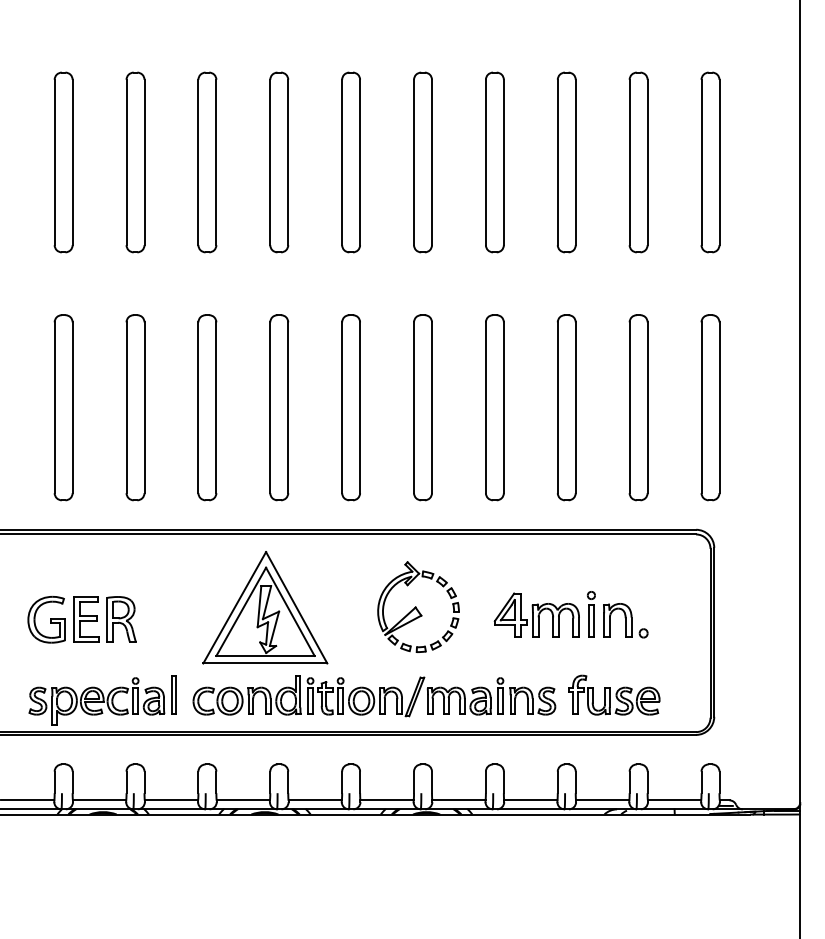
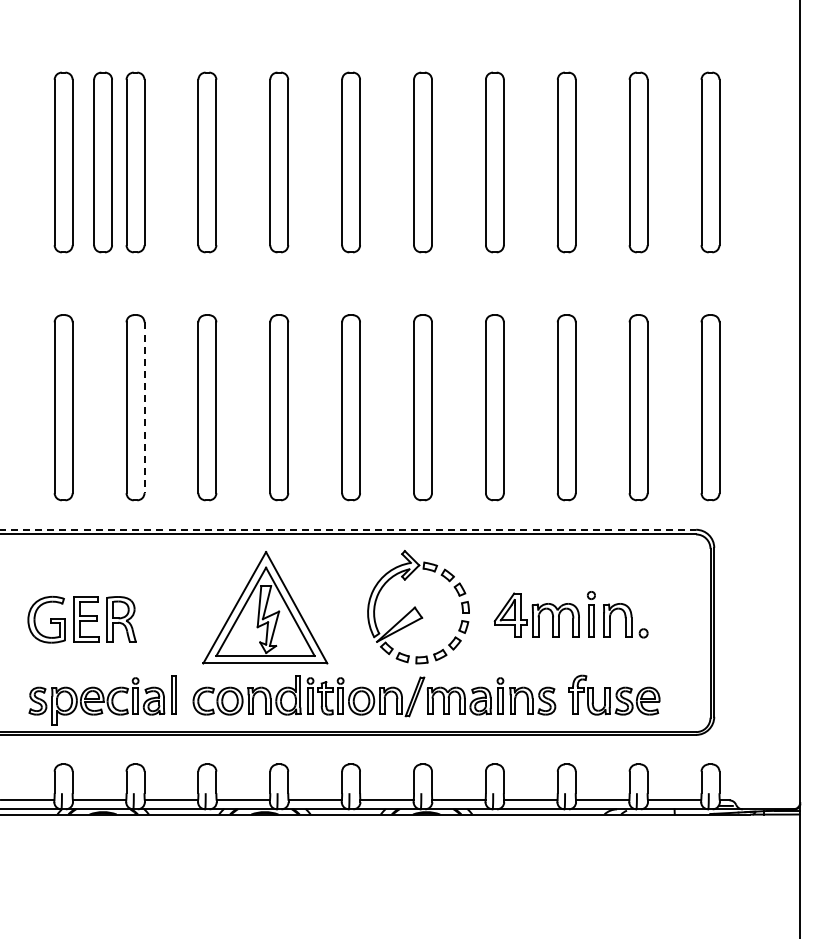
part: none -> present (102, 162)
line: solid -> dashed (144, 408)
line: solid -> dashed (348, 529)
part size: 83x92 px -> 103x115 px (418, 607)
